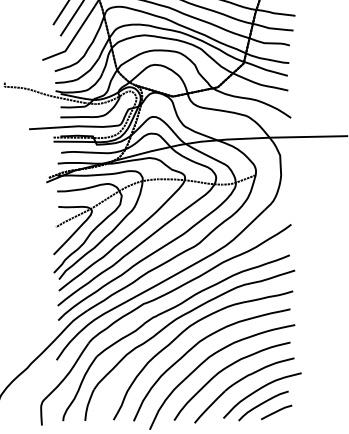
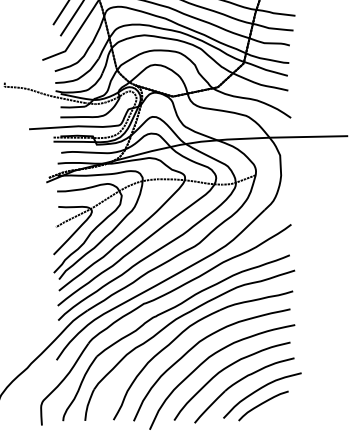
curve: present -> none (276, 412)
